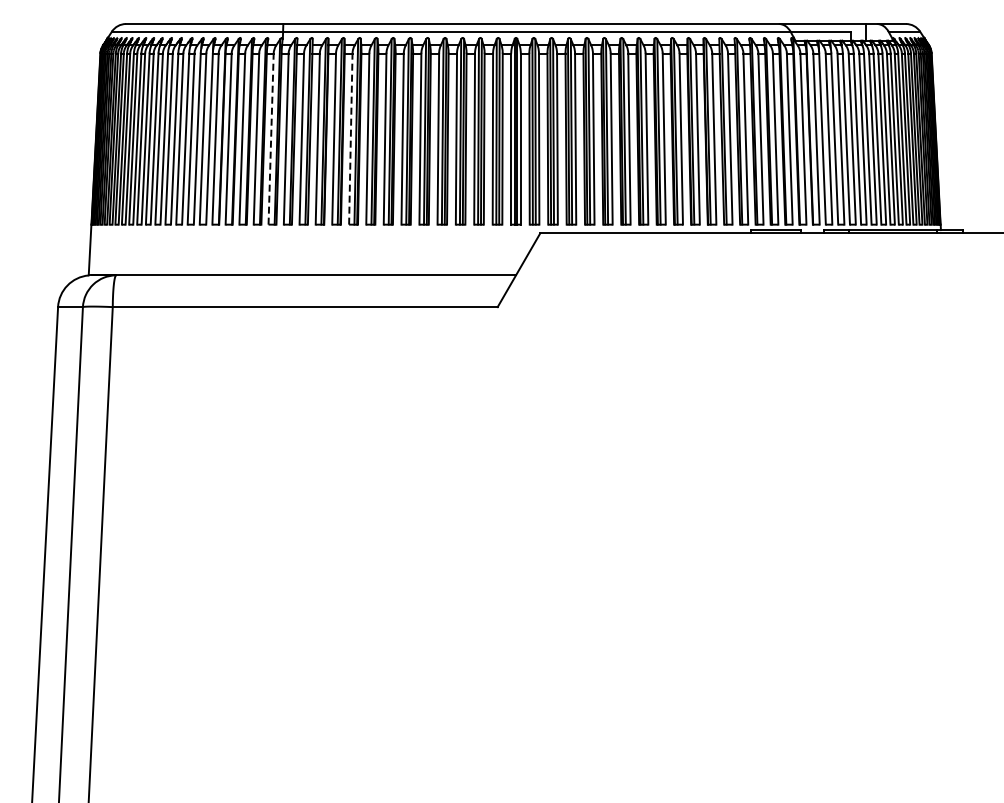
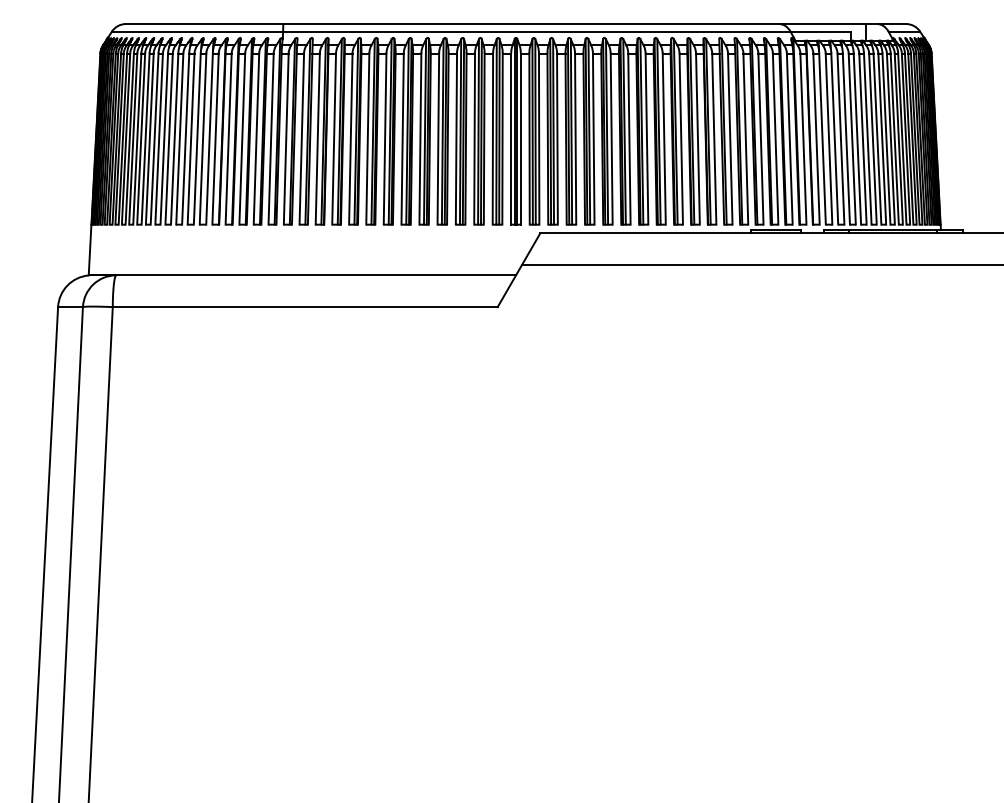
line: dashed -> solid (271, 139)
line: dashed -> solid (350, 139)
line: none -> present (760, 265)
